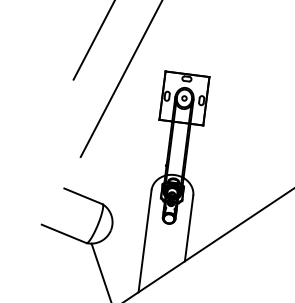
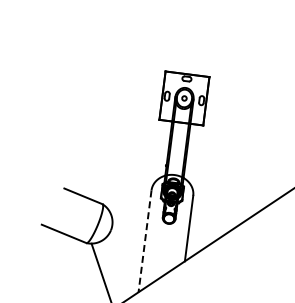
line: present -> none (93, 40)
line: present -> none (120, 79)
line: solid -> dashed (144, 241)
